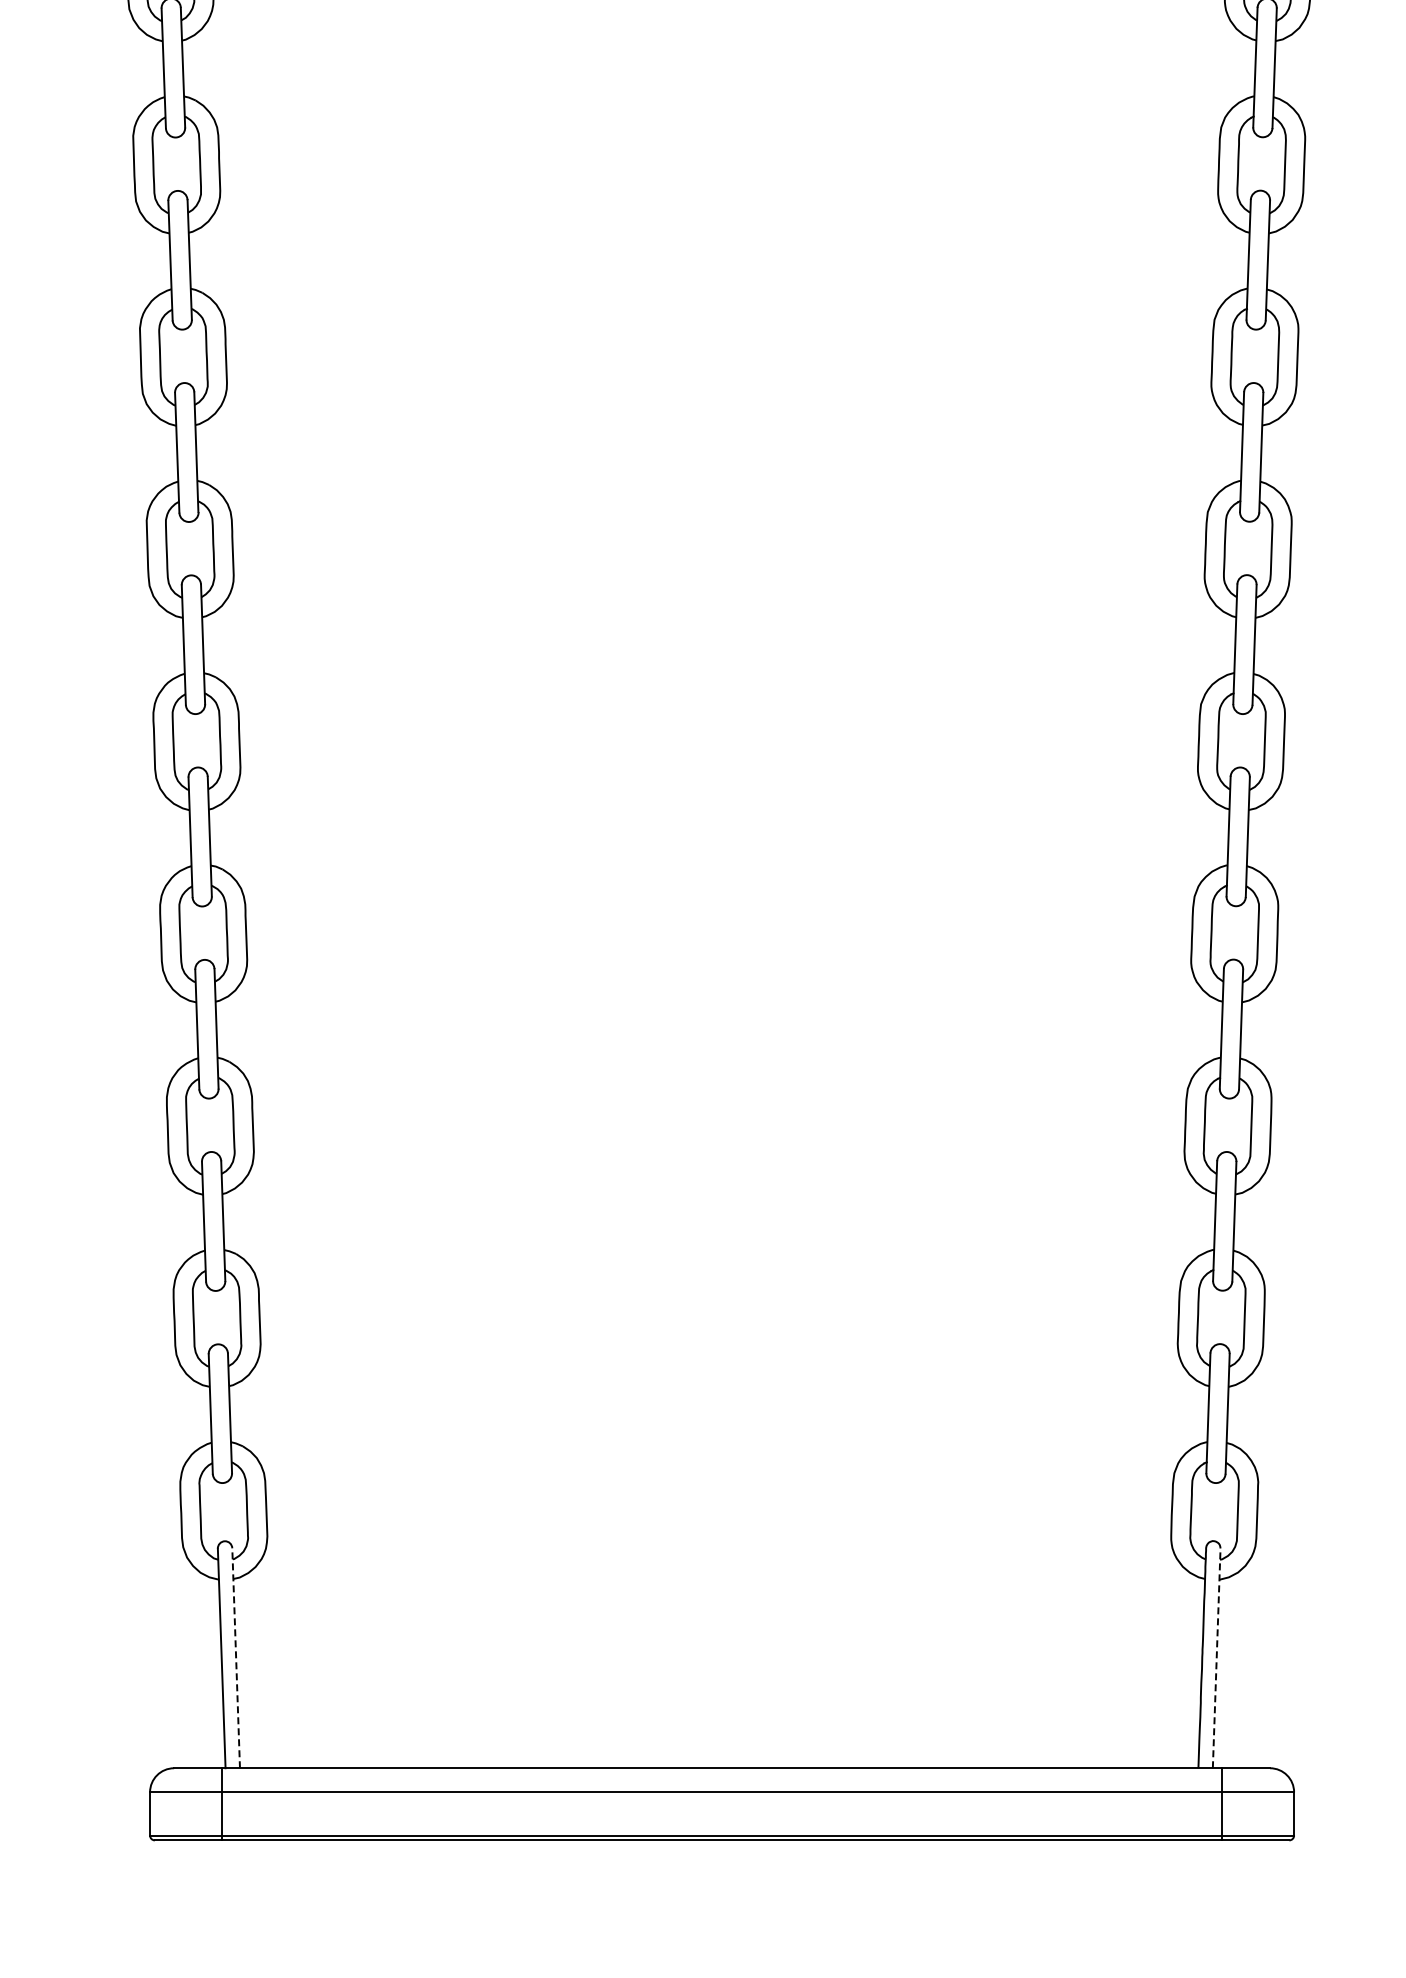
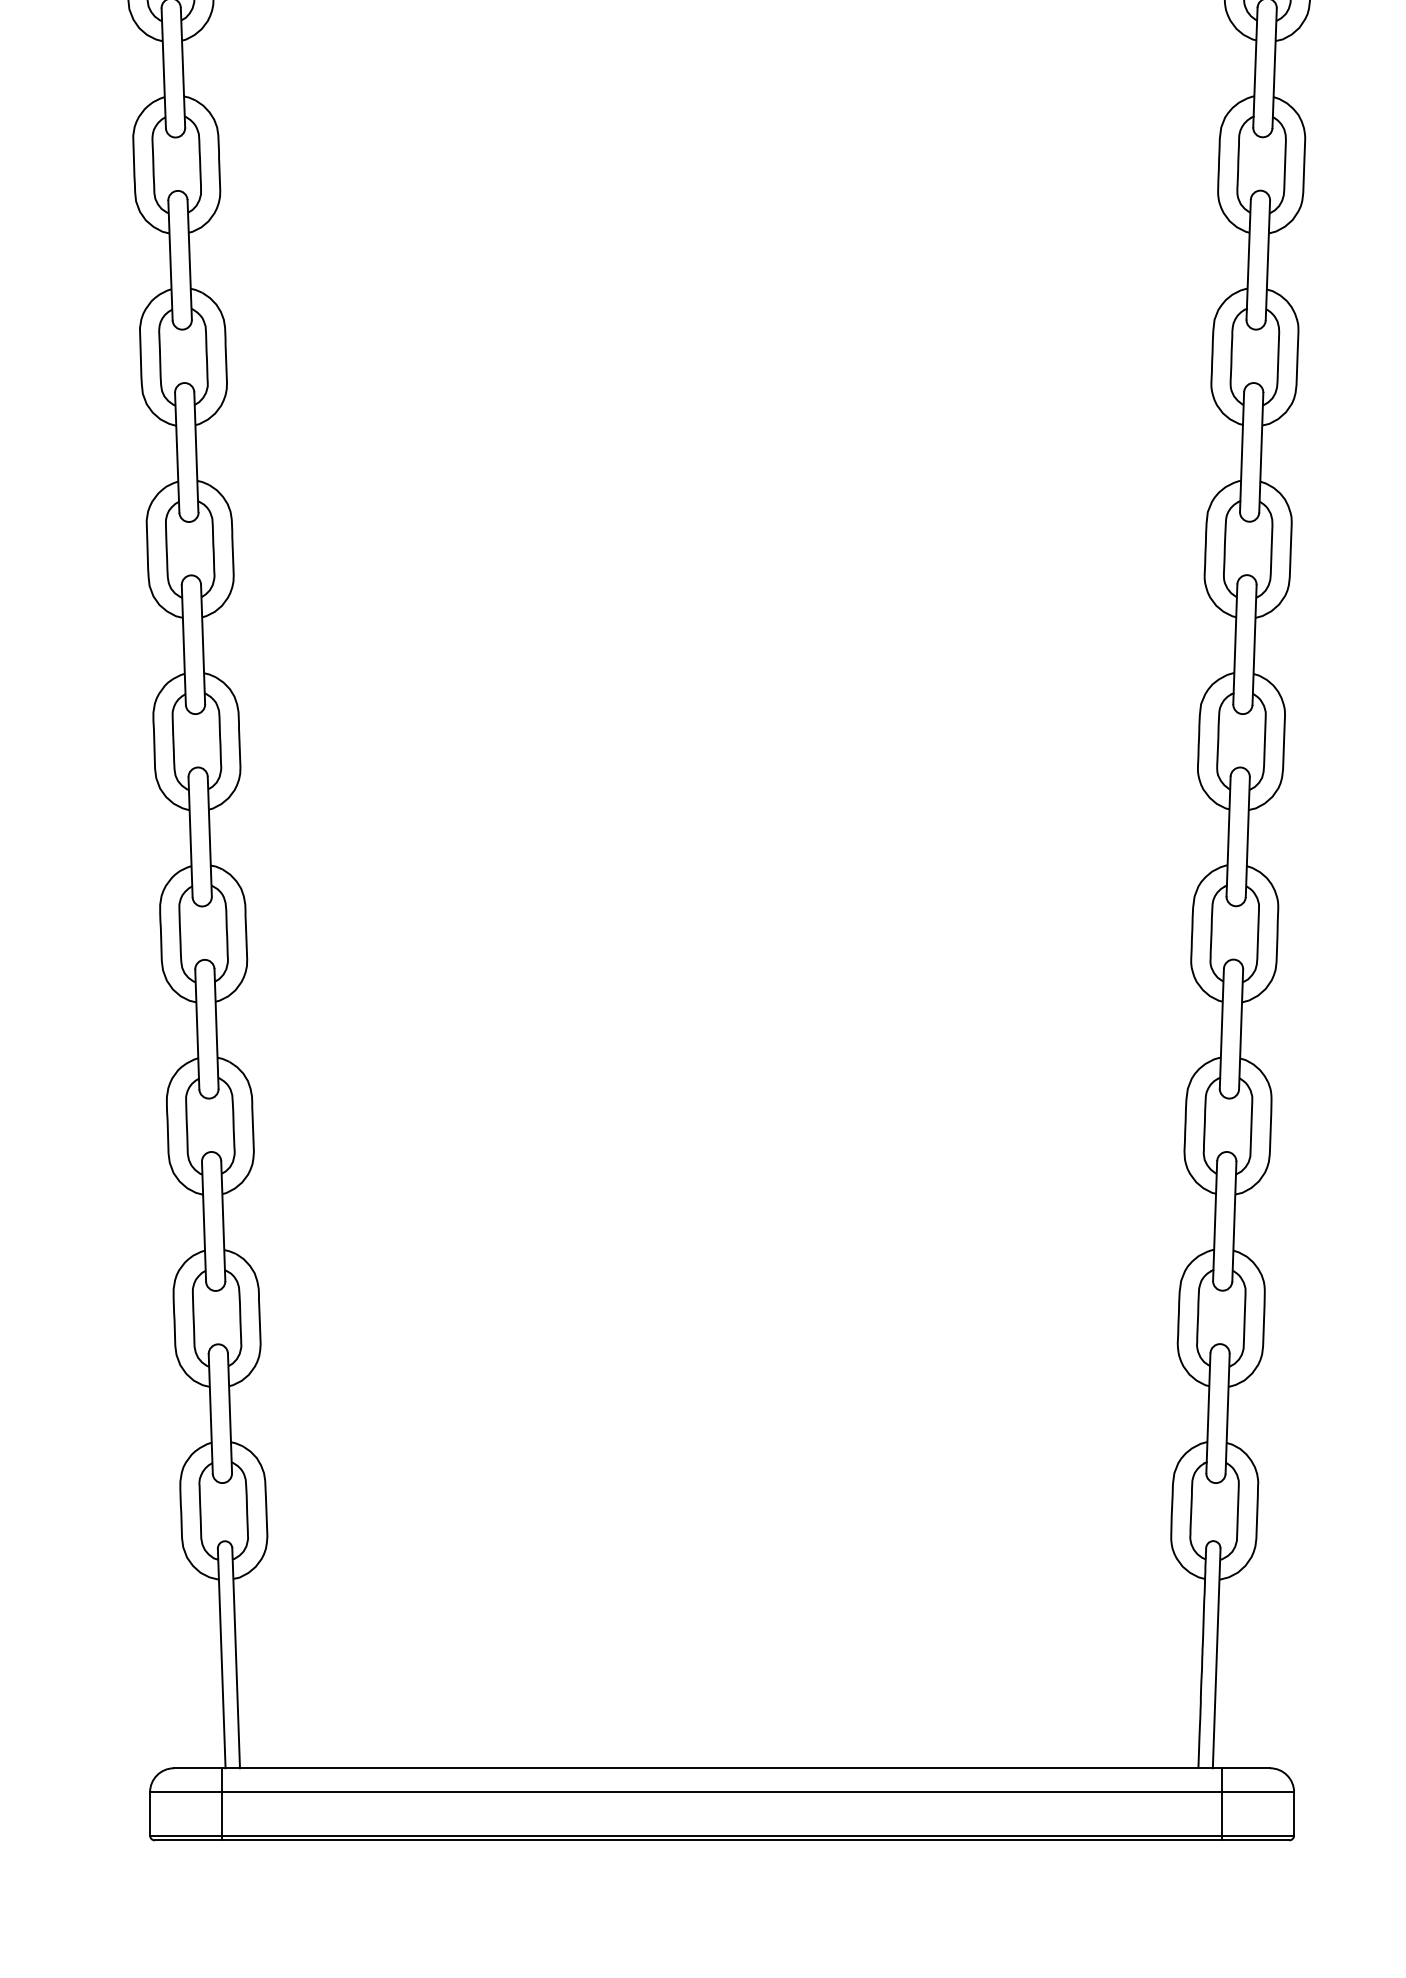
line: dashed -> solid (236, 1657)
line: dashed -> solid (1216, 1658)
